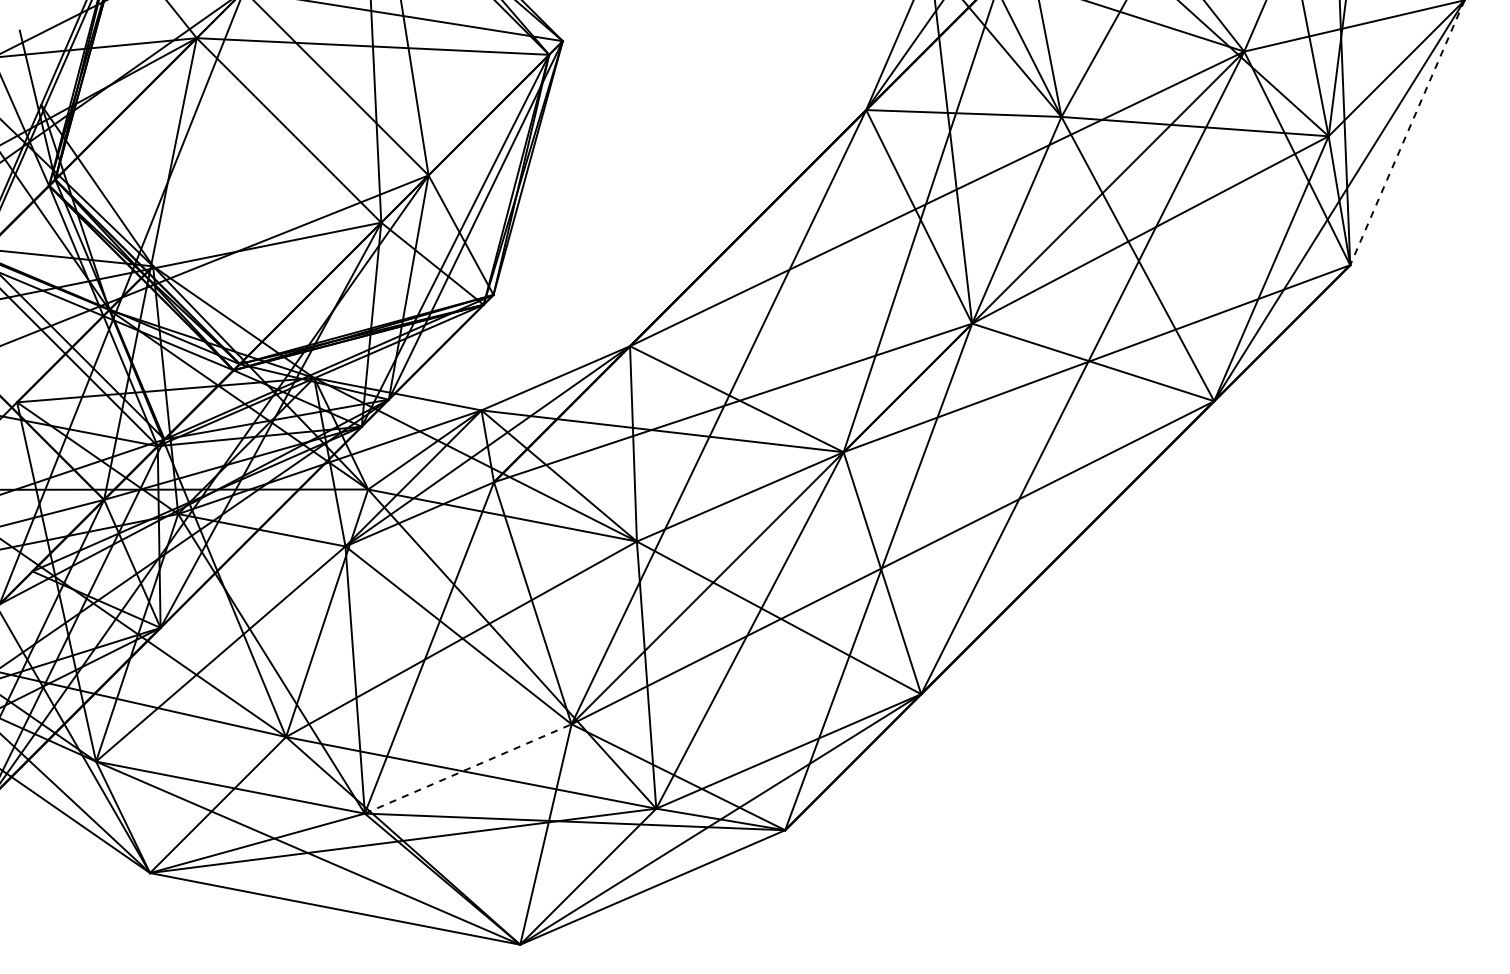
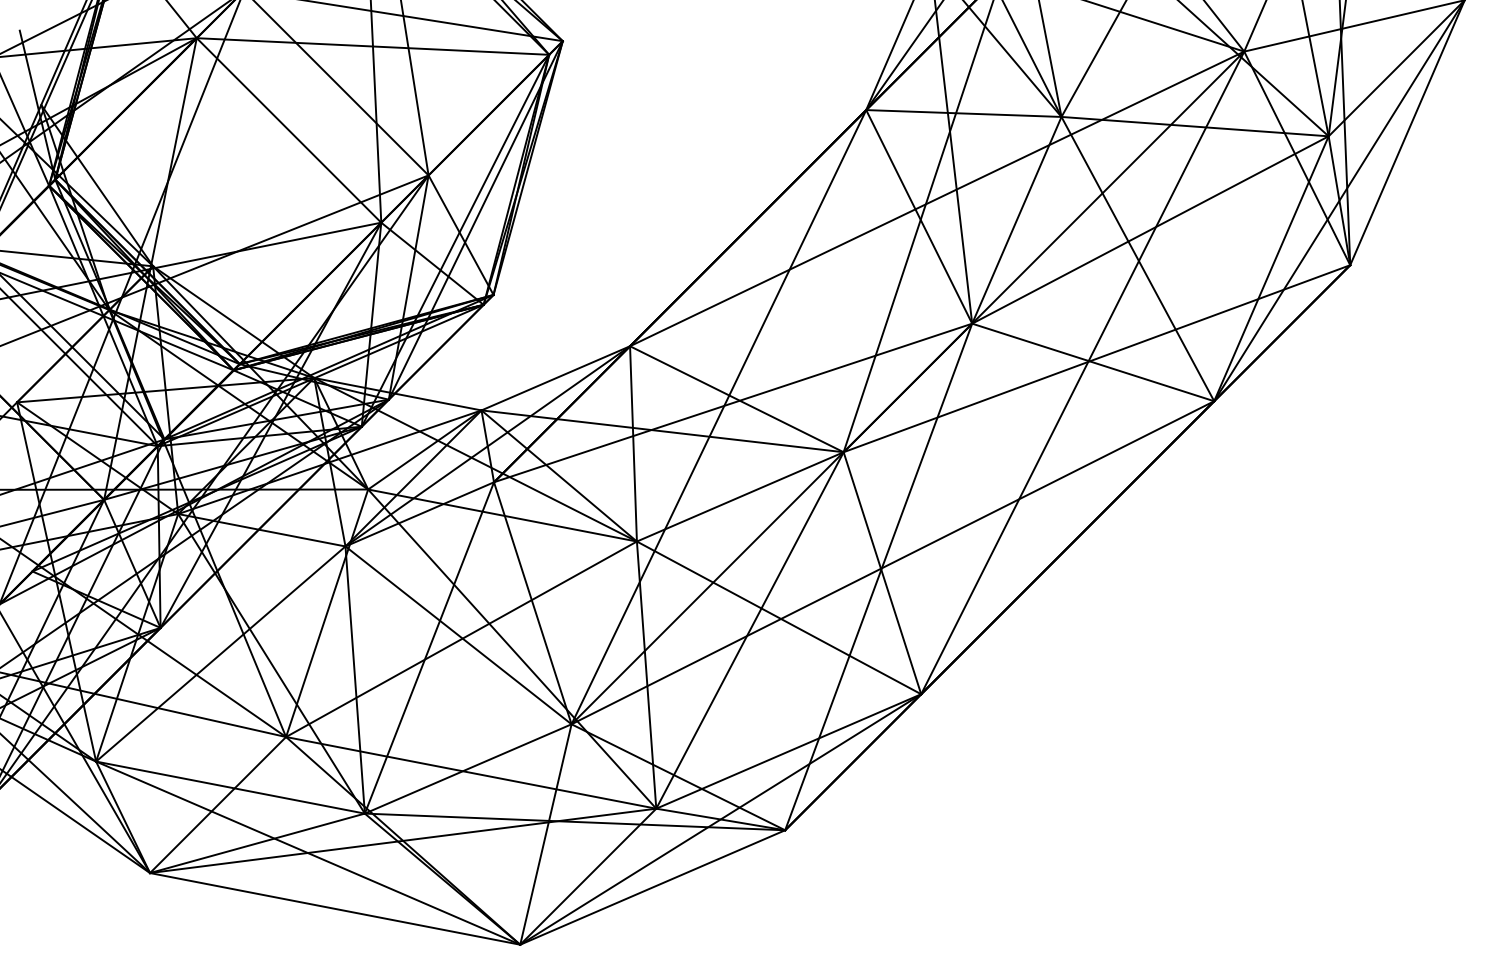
line: dashed -> solid (1407, 133)
line: dashed -> solid (468, 768)
